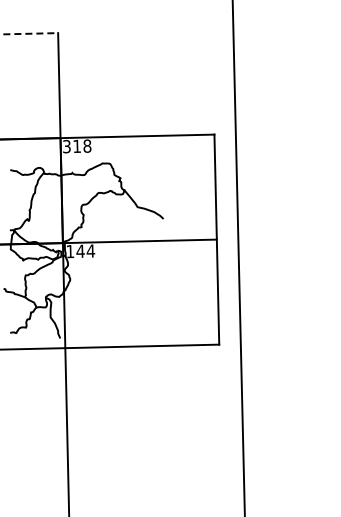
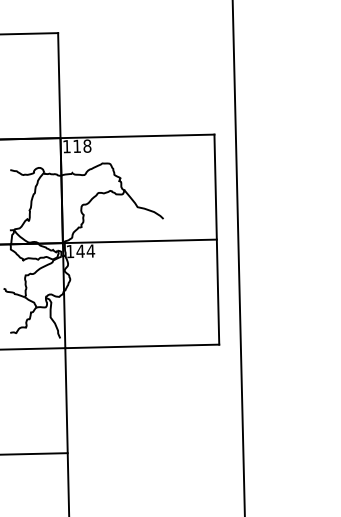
line: dashed -> solid (29, 33)
text: 318 -> 118 (66, 146)
line: none -> present (34, 453)
